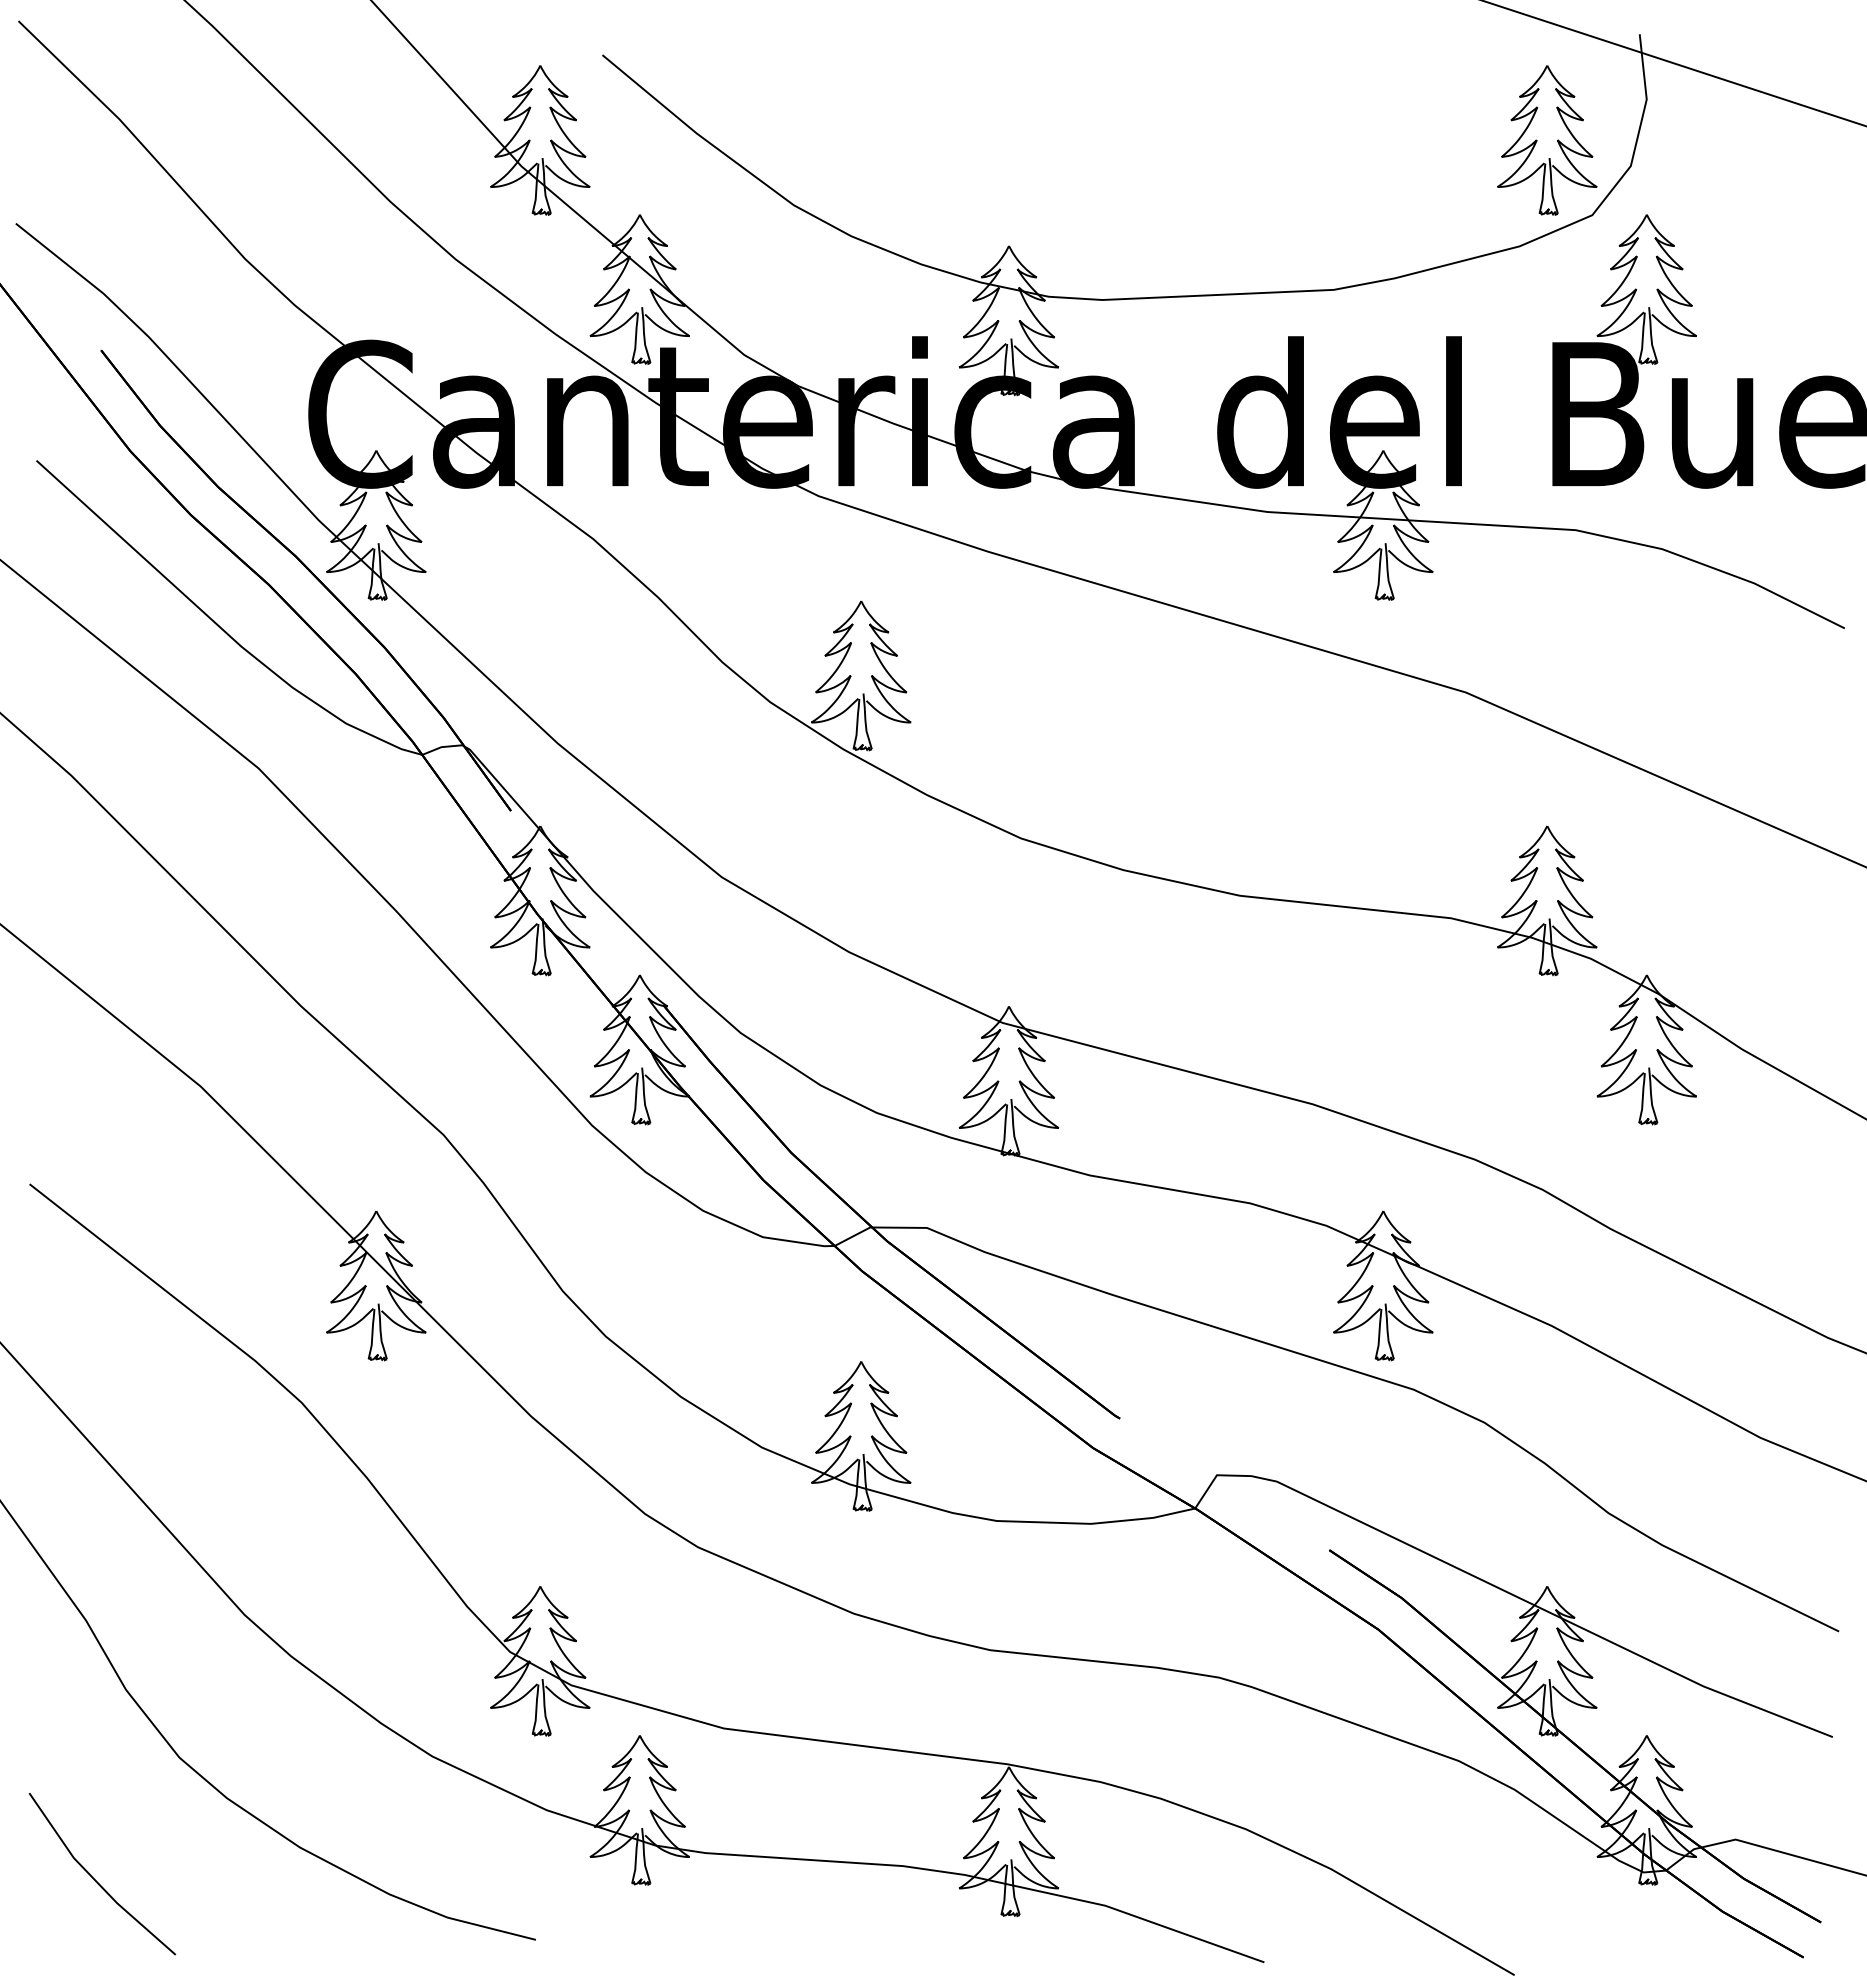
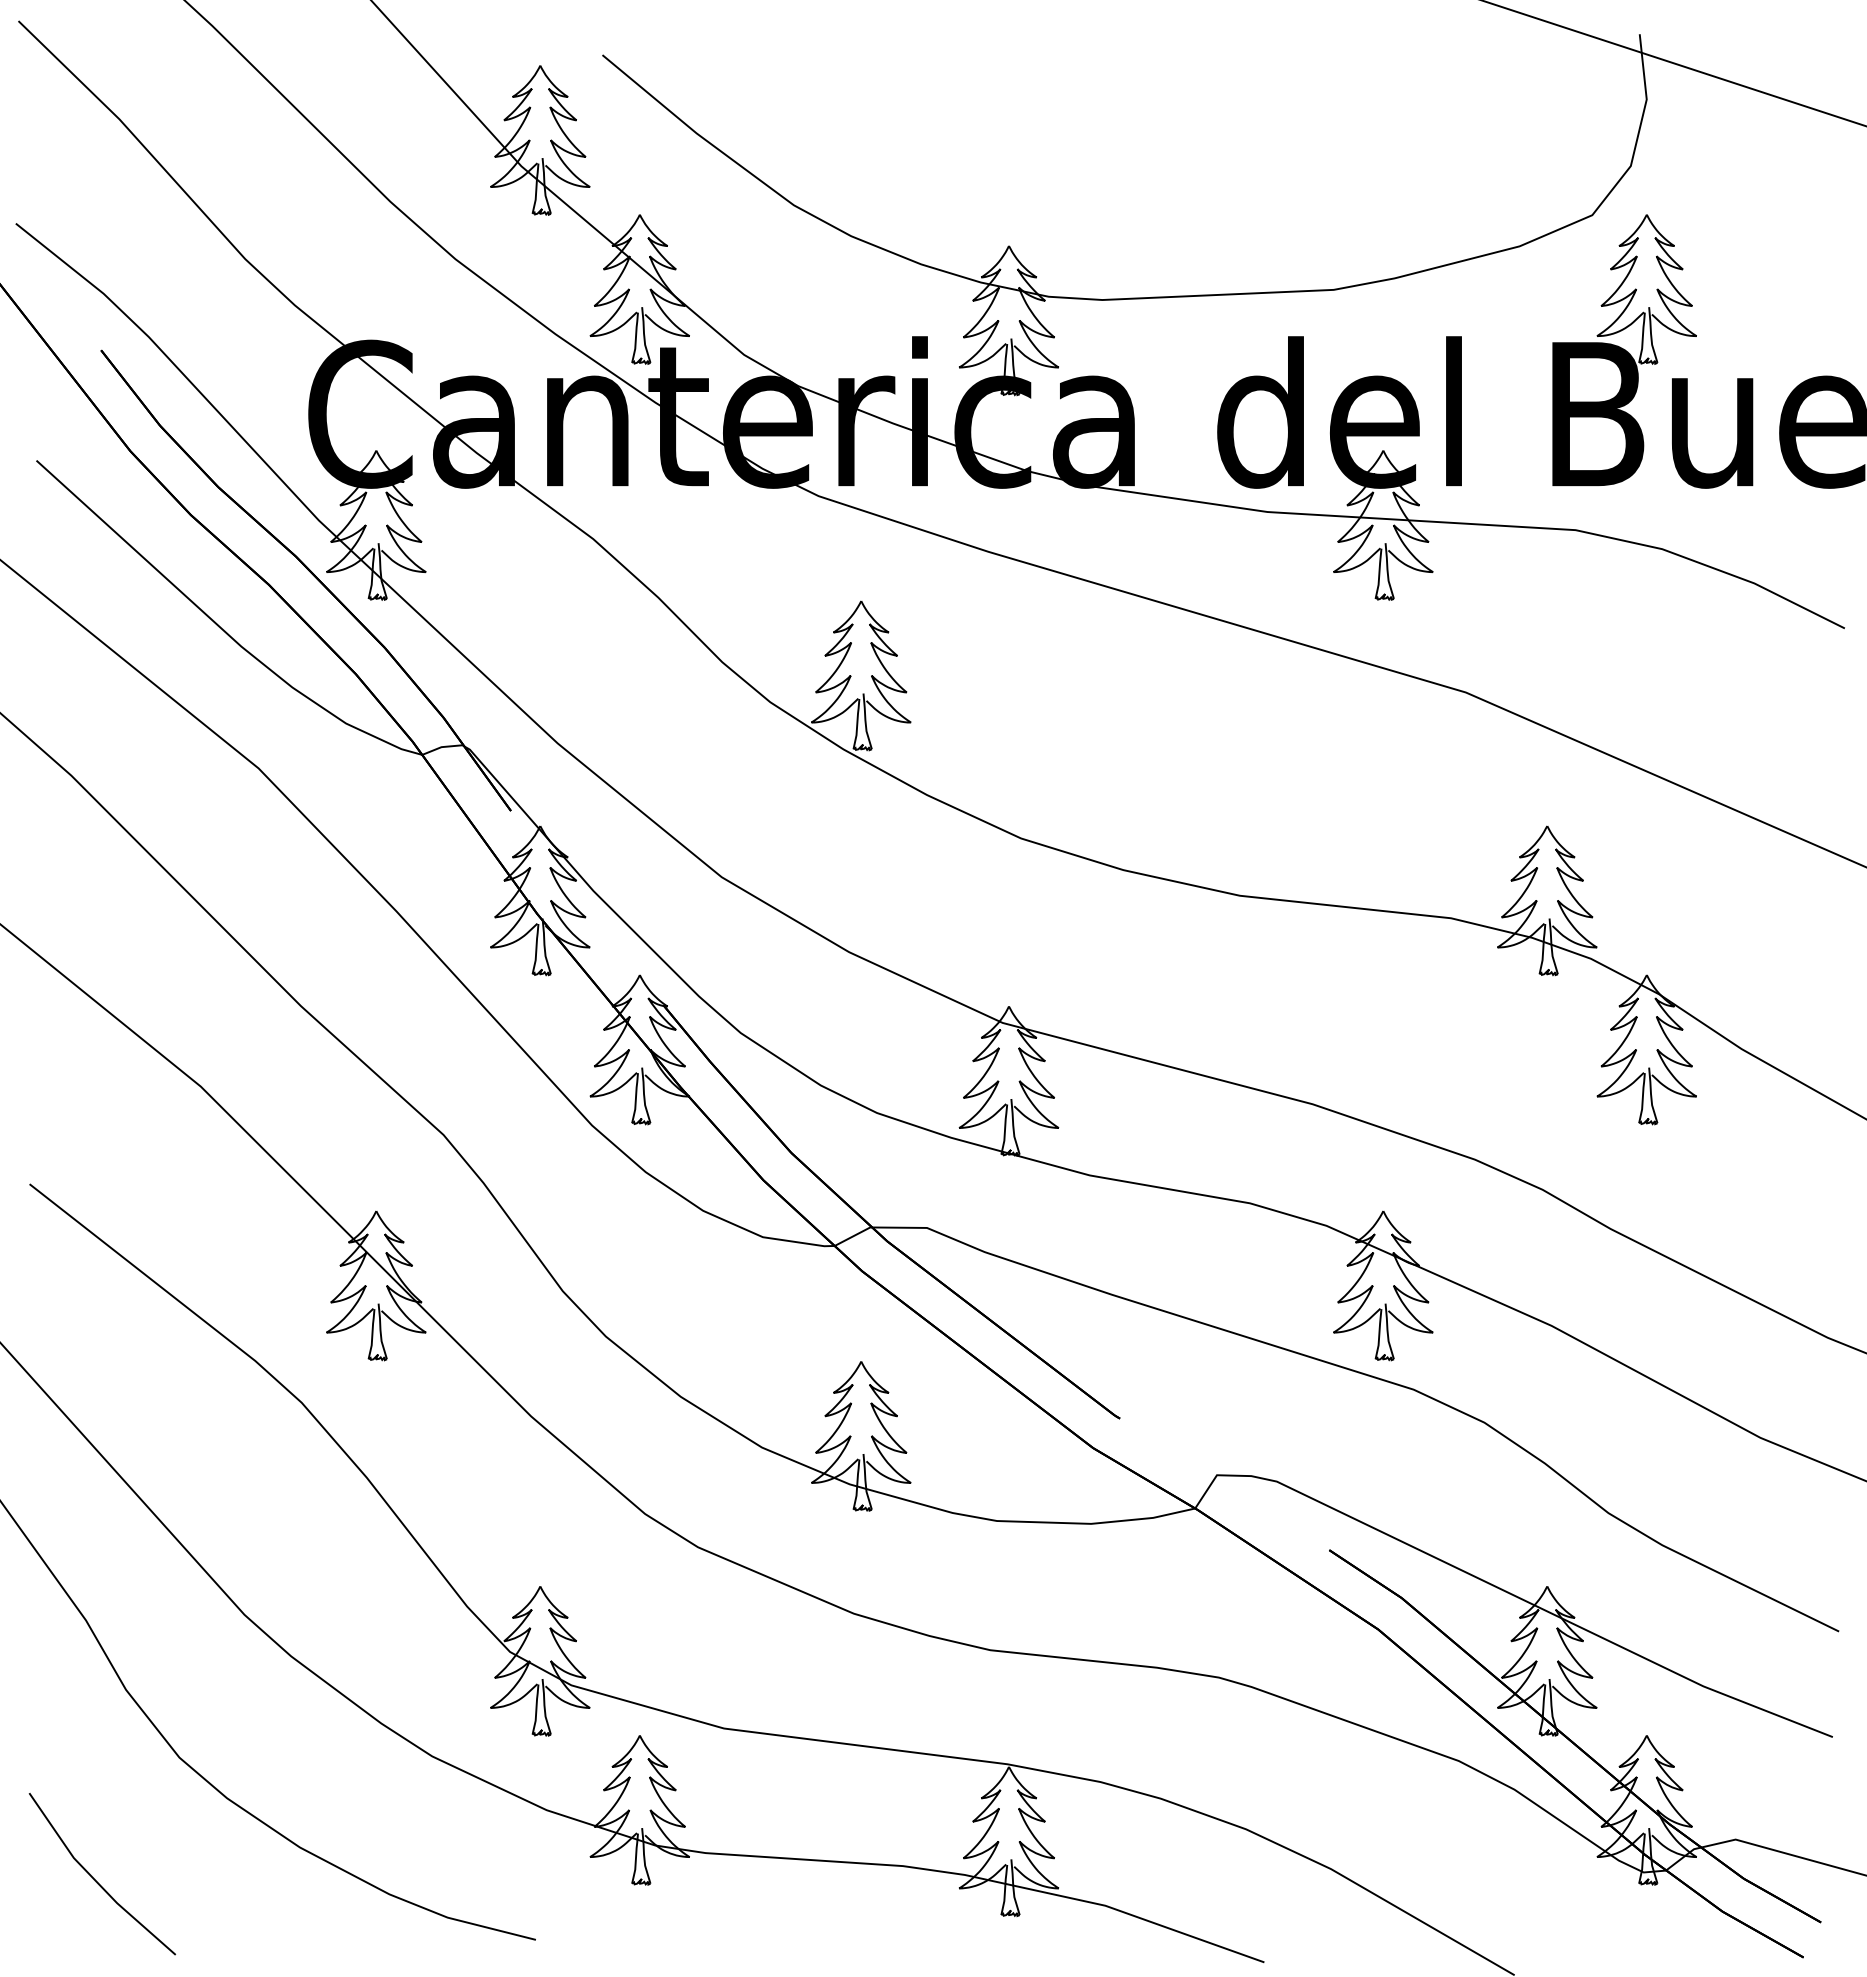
part: present -> none (1547, 140)
